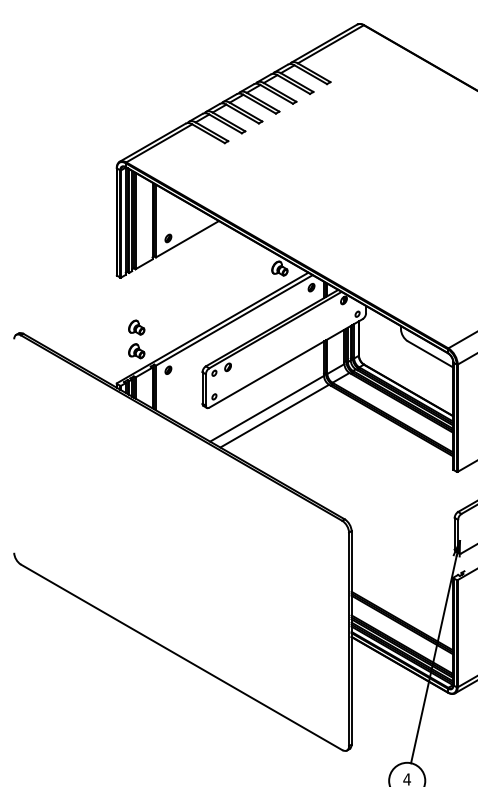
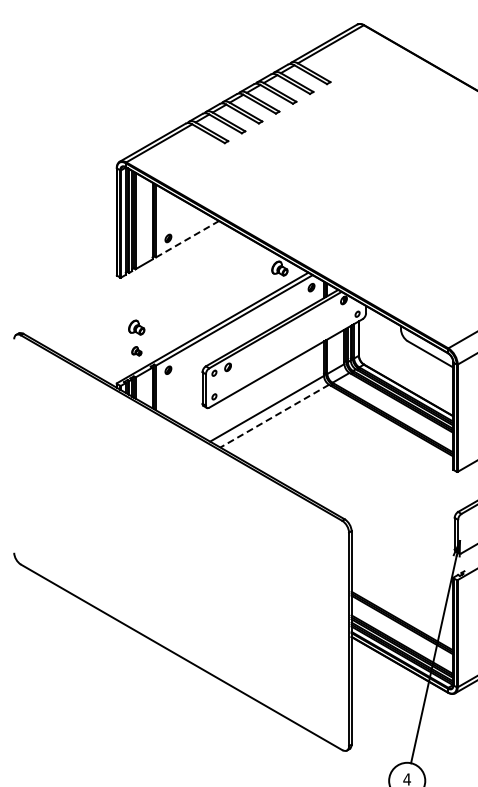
line: solid -> dashed (187, 239)
part size: 18x17 px -> 12x11 px (136, 351)
line: solid -> dashed (274, 416)
